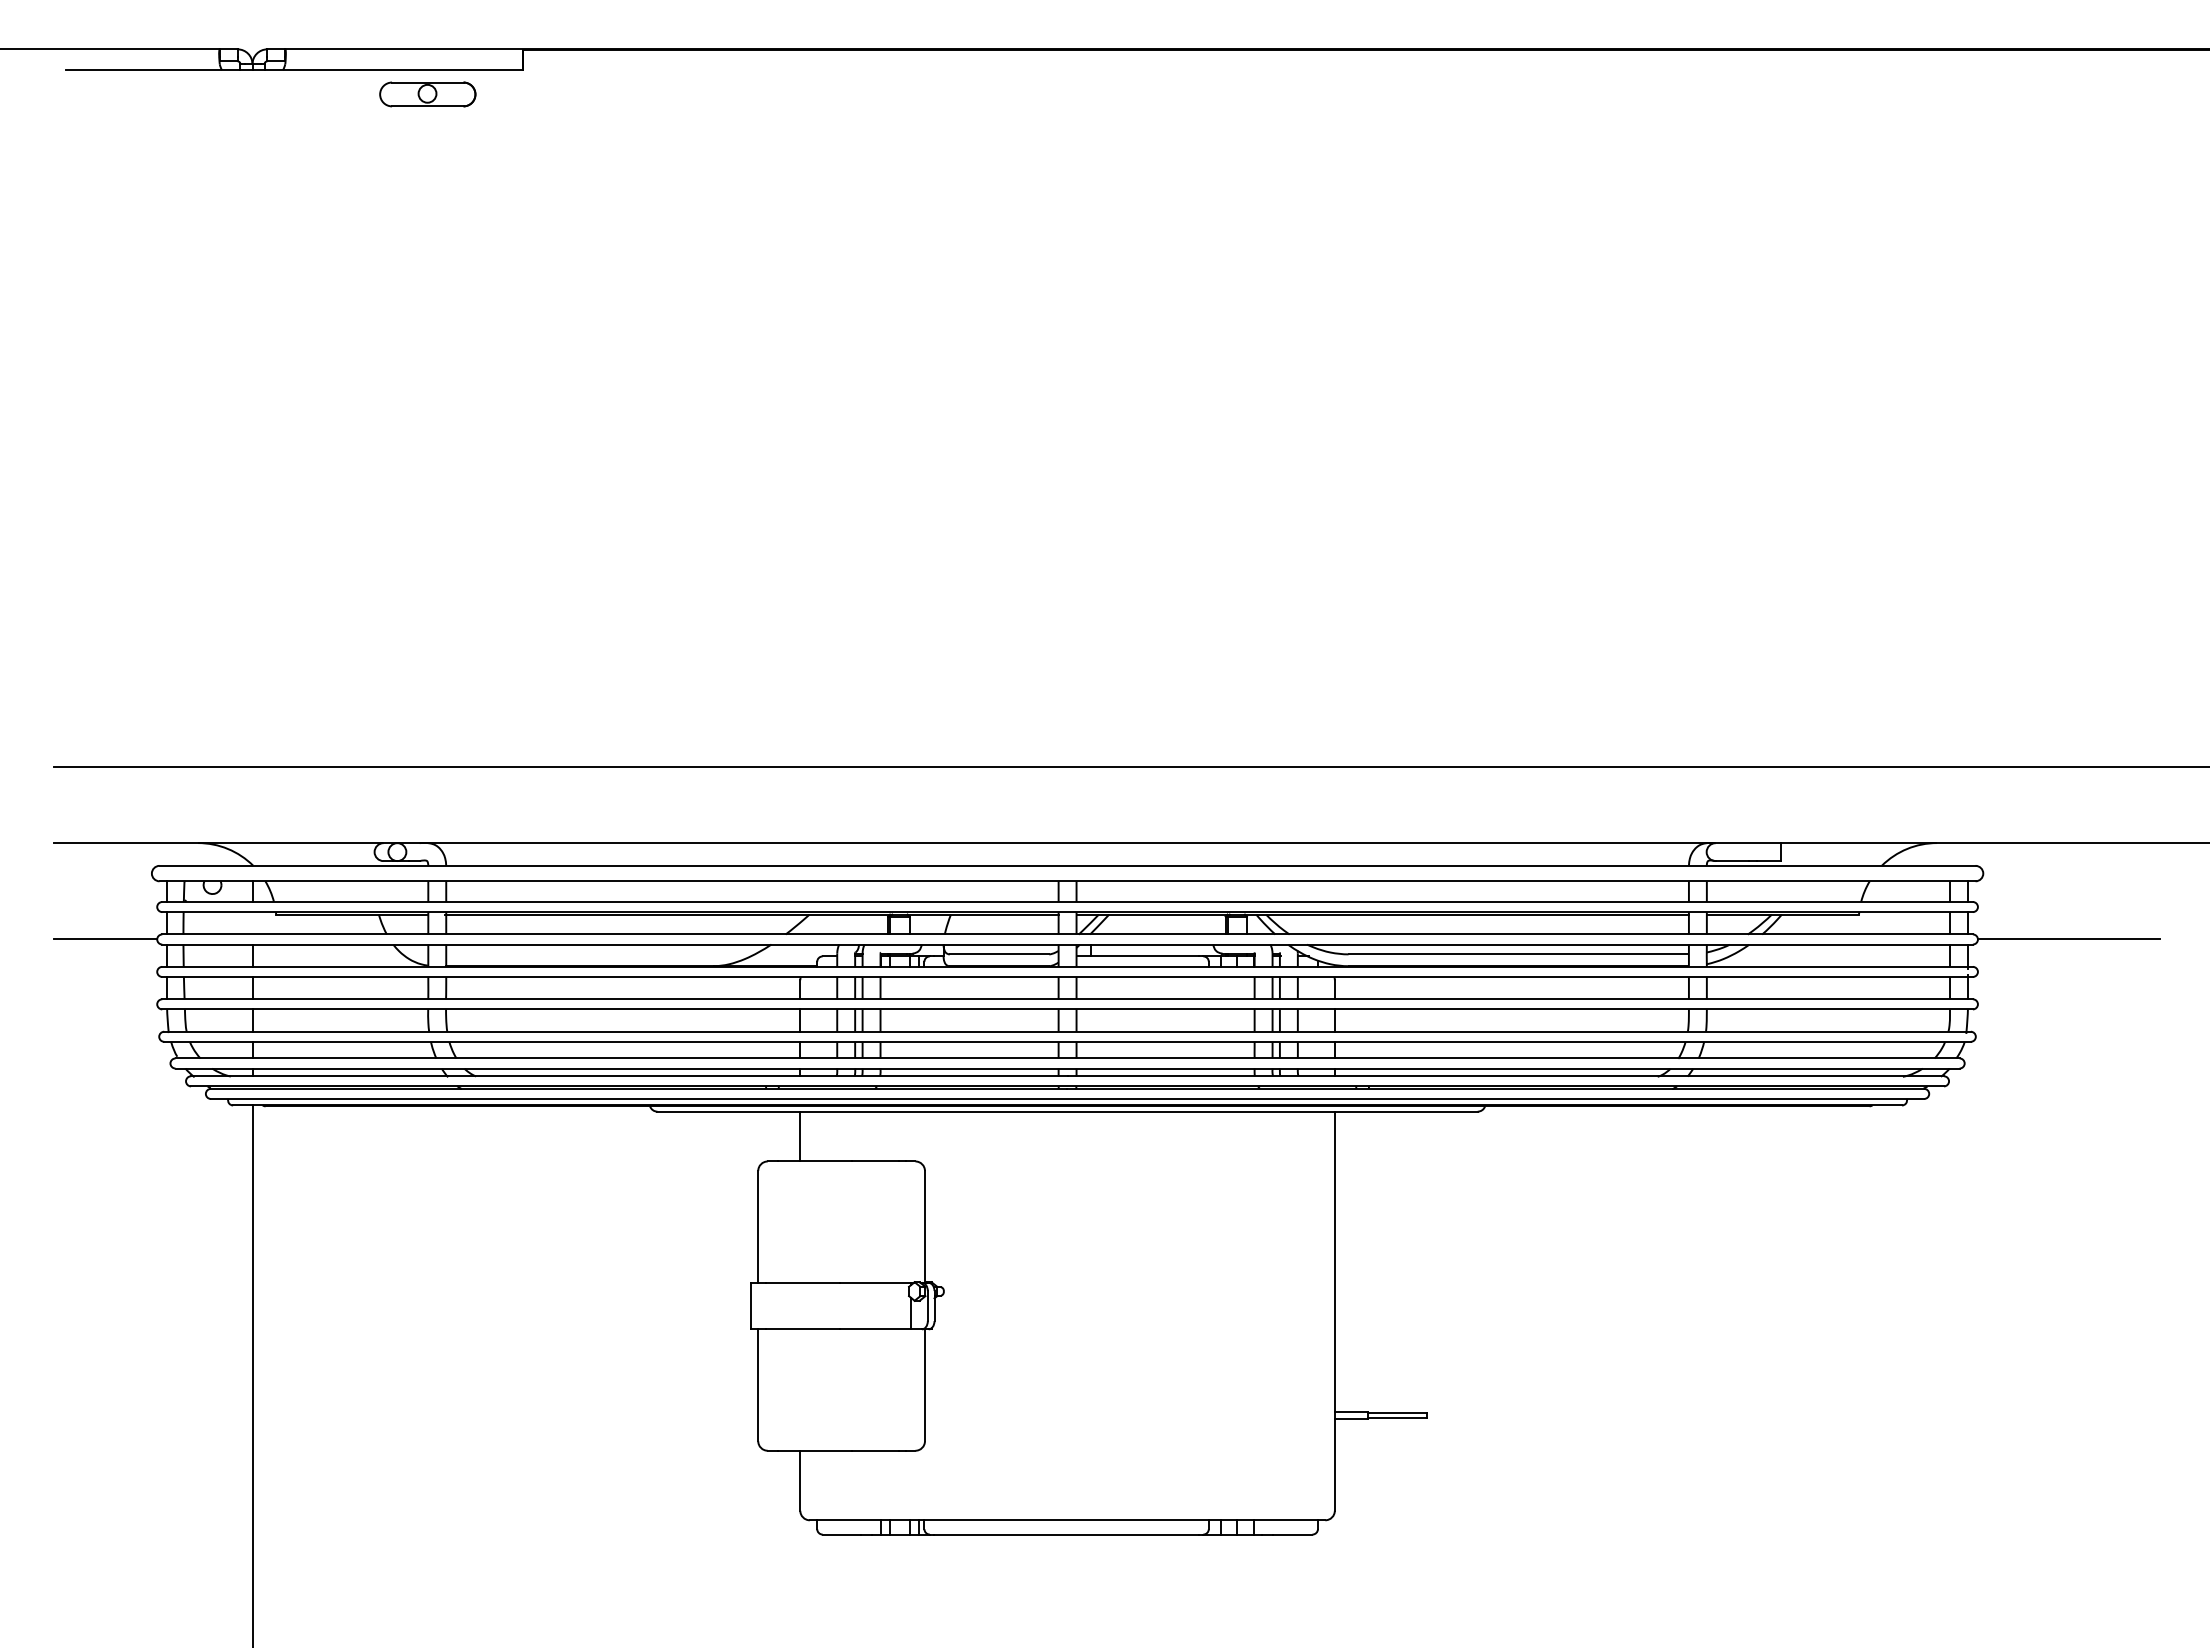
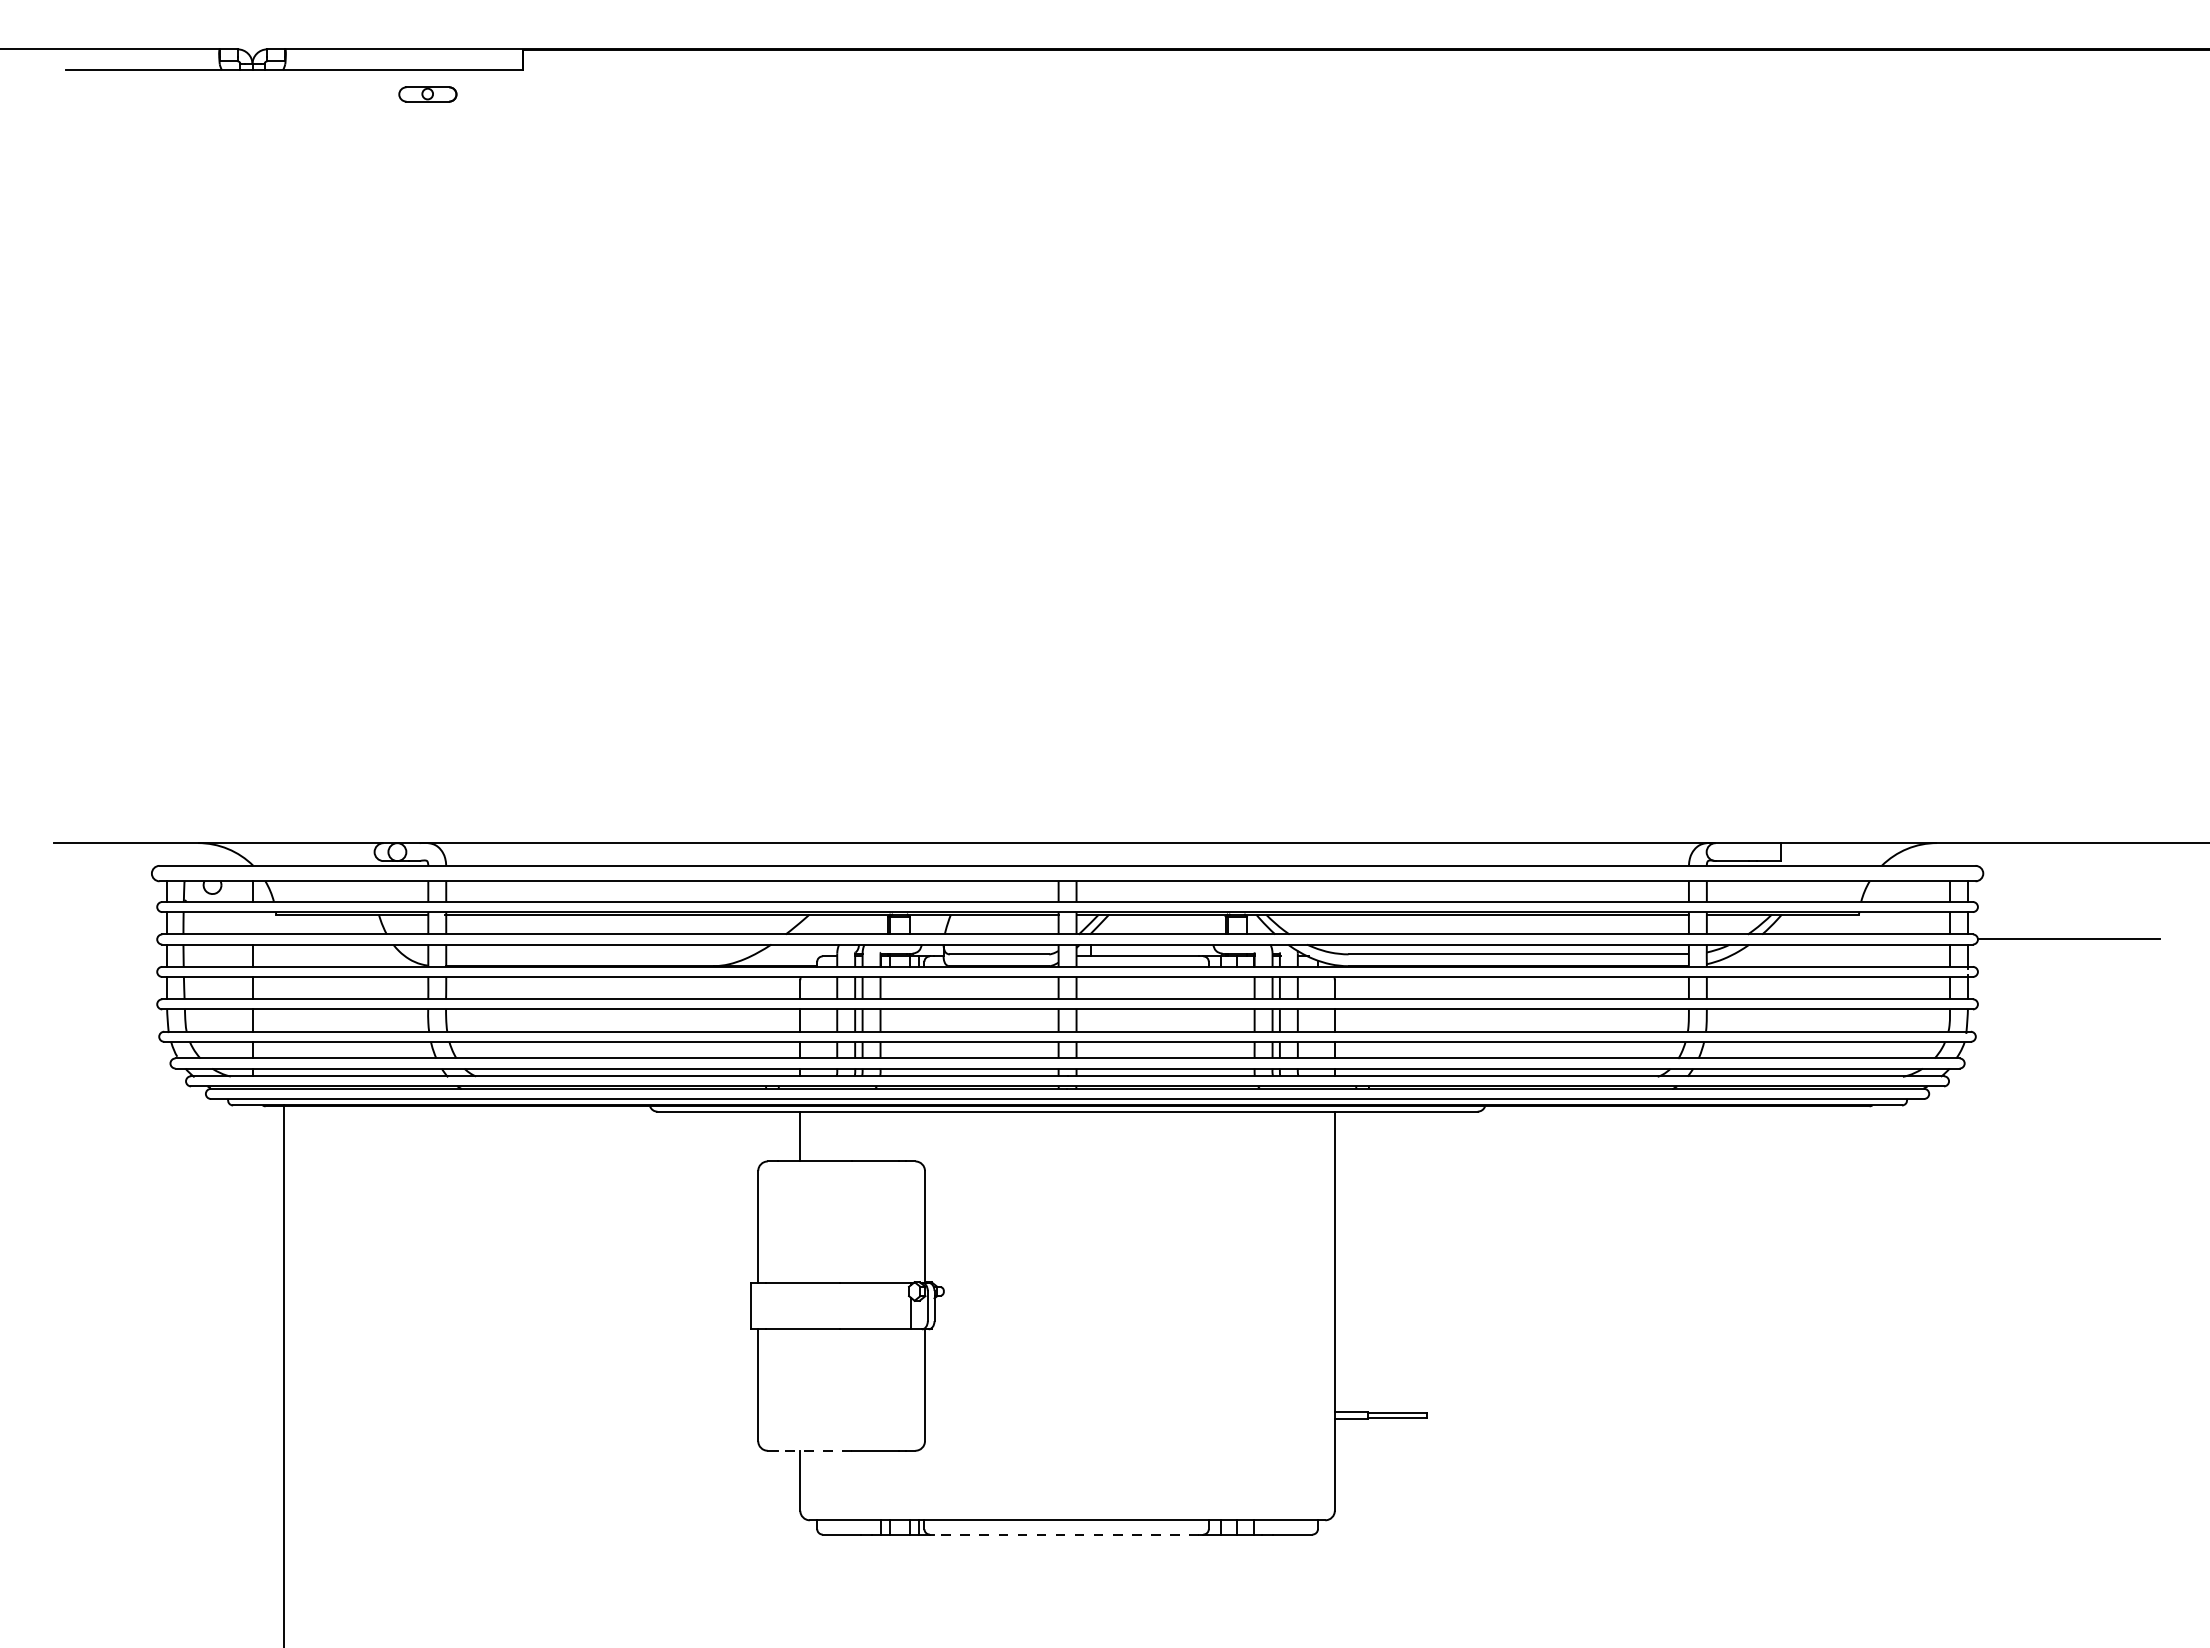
part size: 98x27 px -> 60x17 px (427, 94)
line: present -> none (1130, 767)
line: present -> none (105, 938)
line position: (252, 1374) -> (283, 1374) (283, 1374)
line: solid -> dashed (814, 1450)
line: solid -> dashed (1066, 1534)
